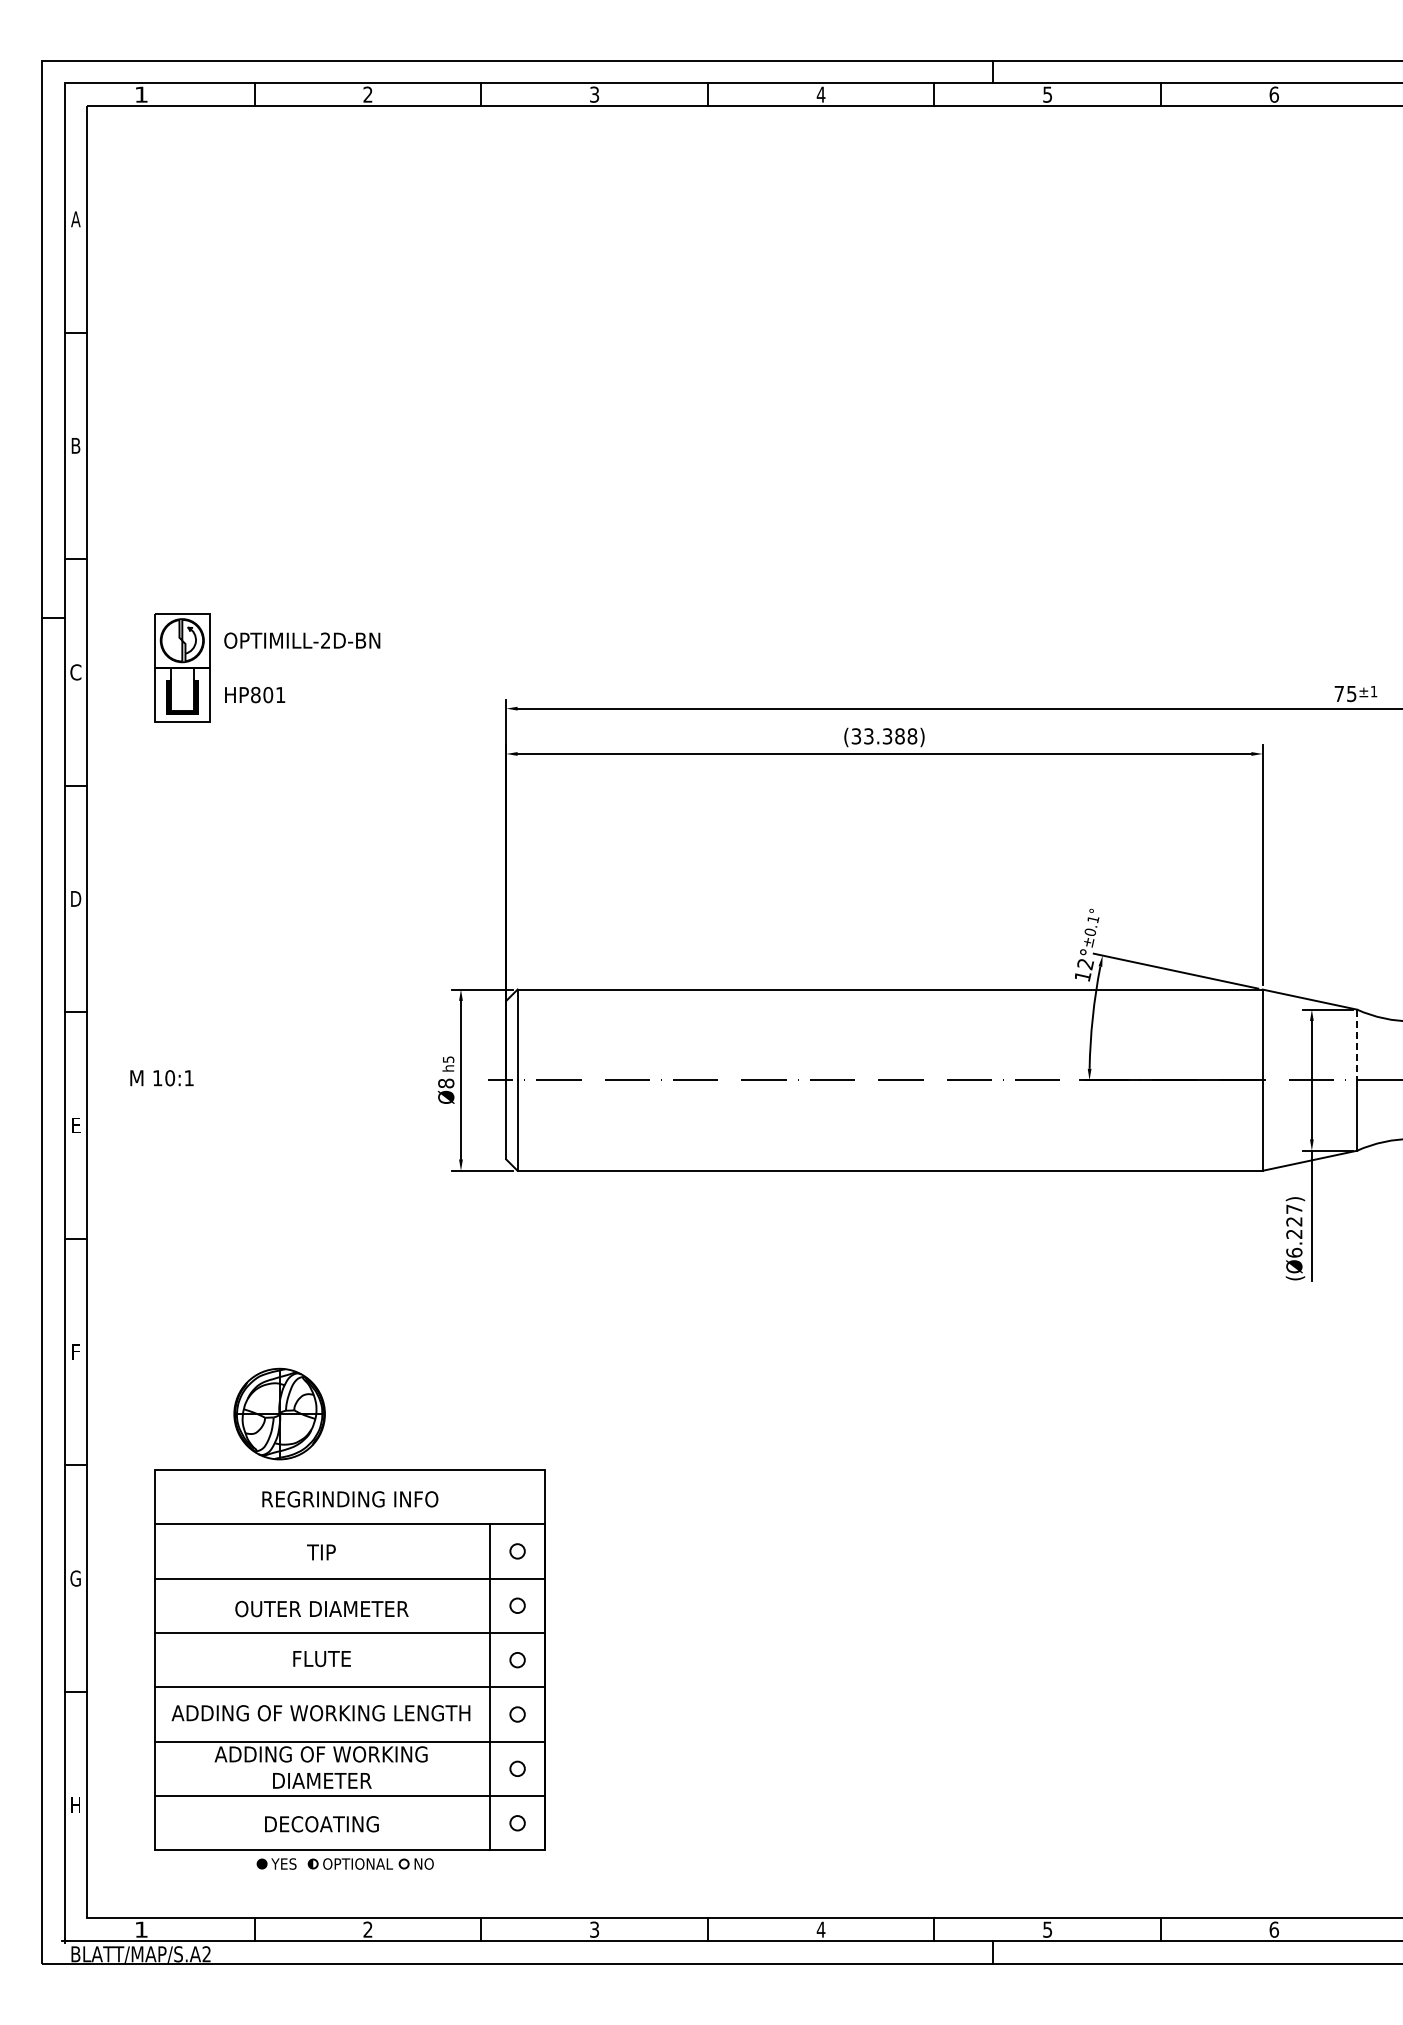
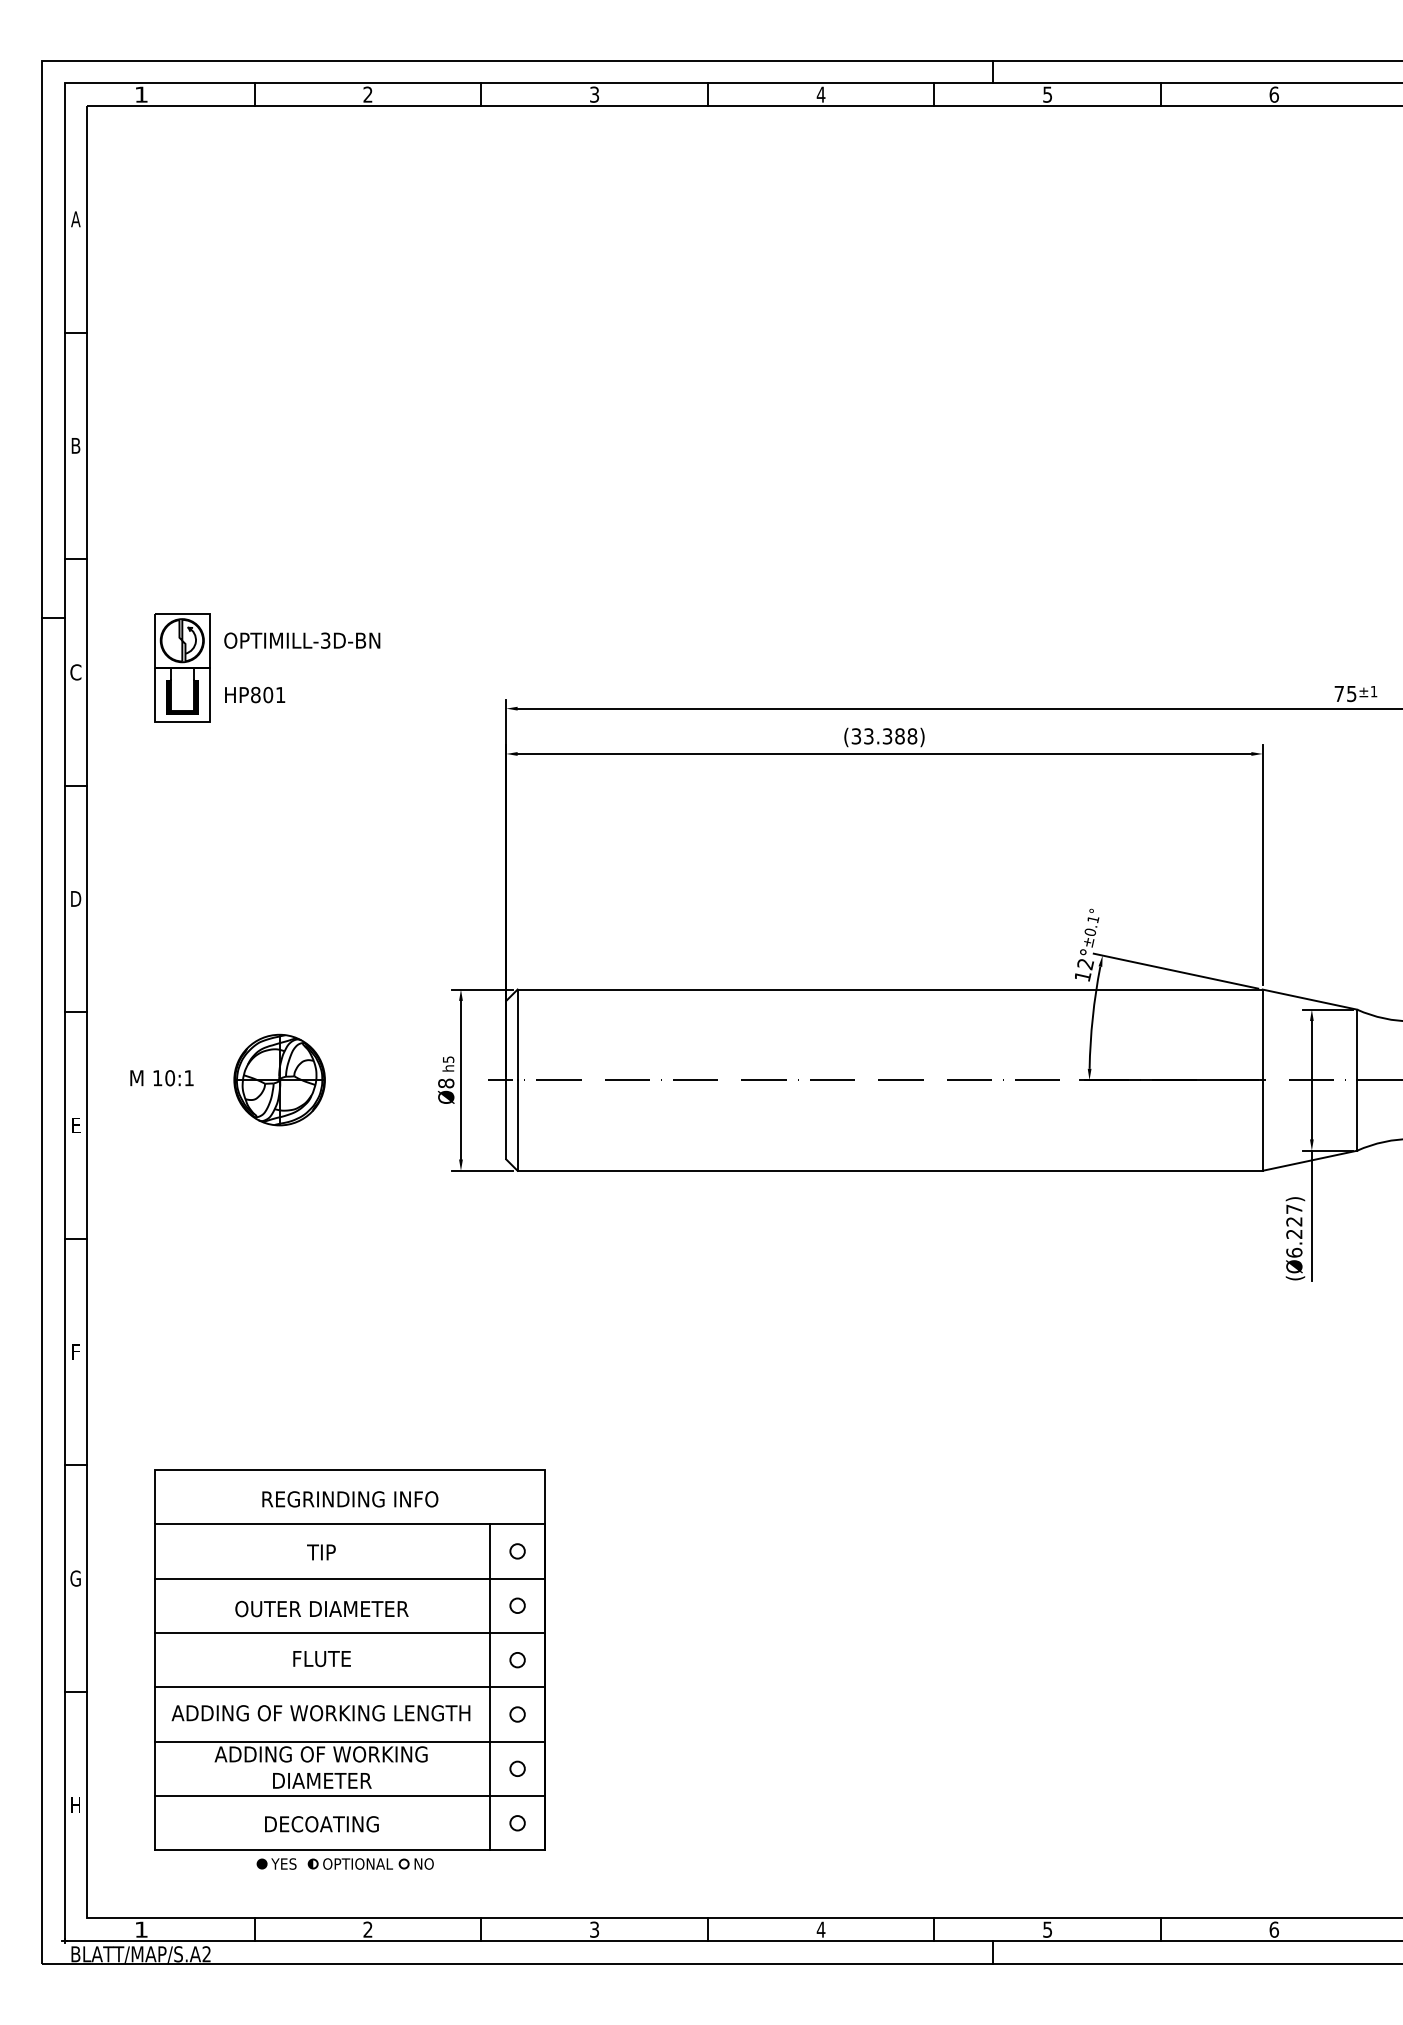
text: OPTIMILL-2D-BN -> OPTIMILL-3D-BN (325, 640)
line: dashed -> solid (1357, 1045)
part position: (279, 1413) -> (279, 1079) (279, 1079)
